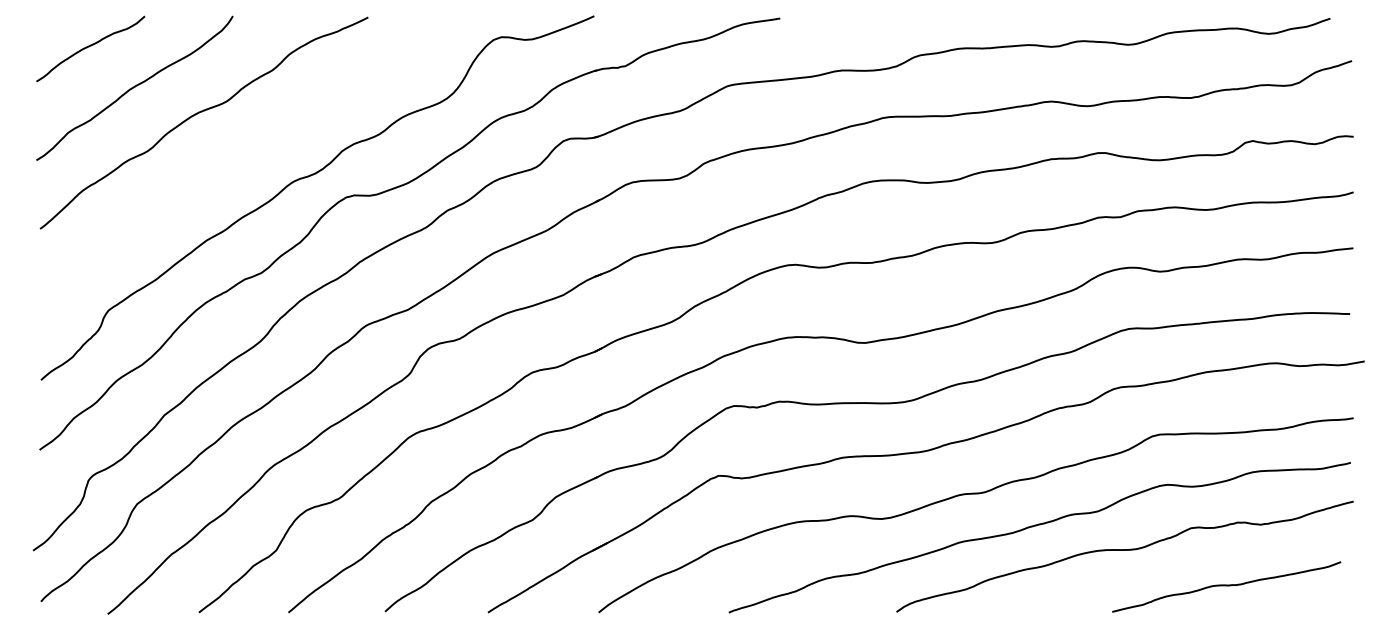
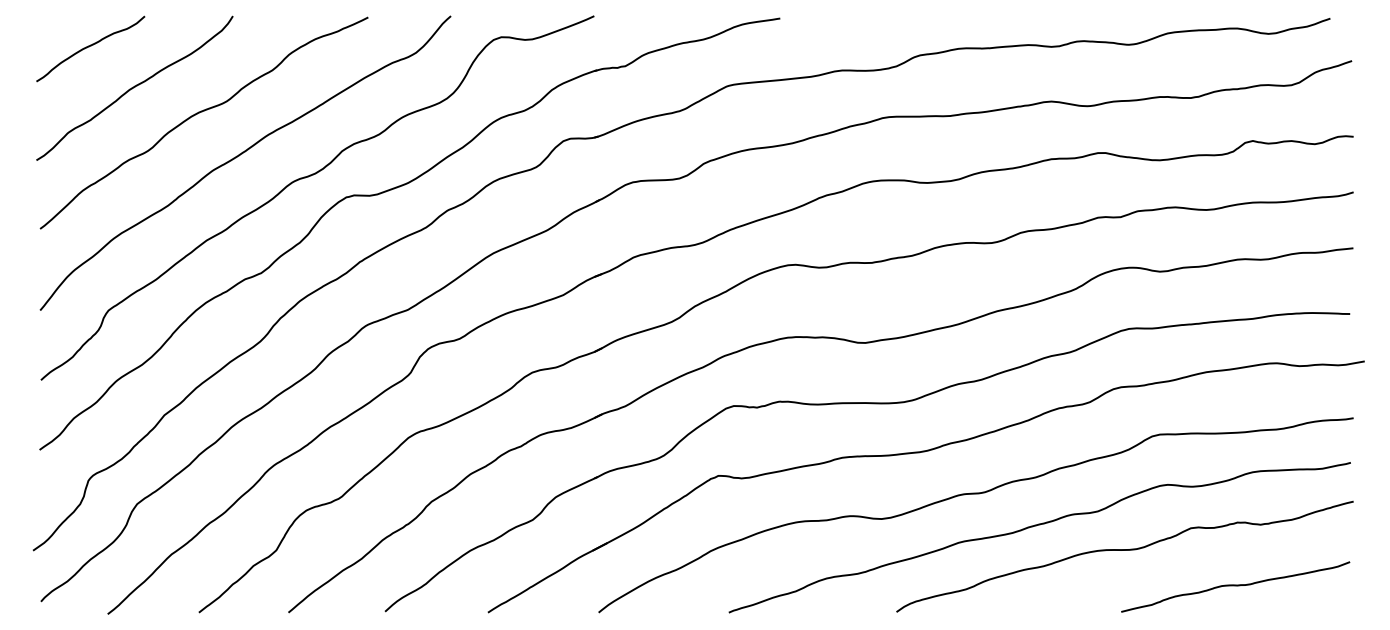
curve: none -> present (239, 156)
curve position: (1226, 586) -> (1235, 586) (1235, 586)
